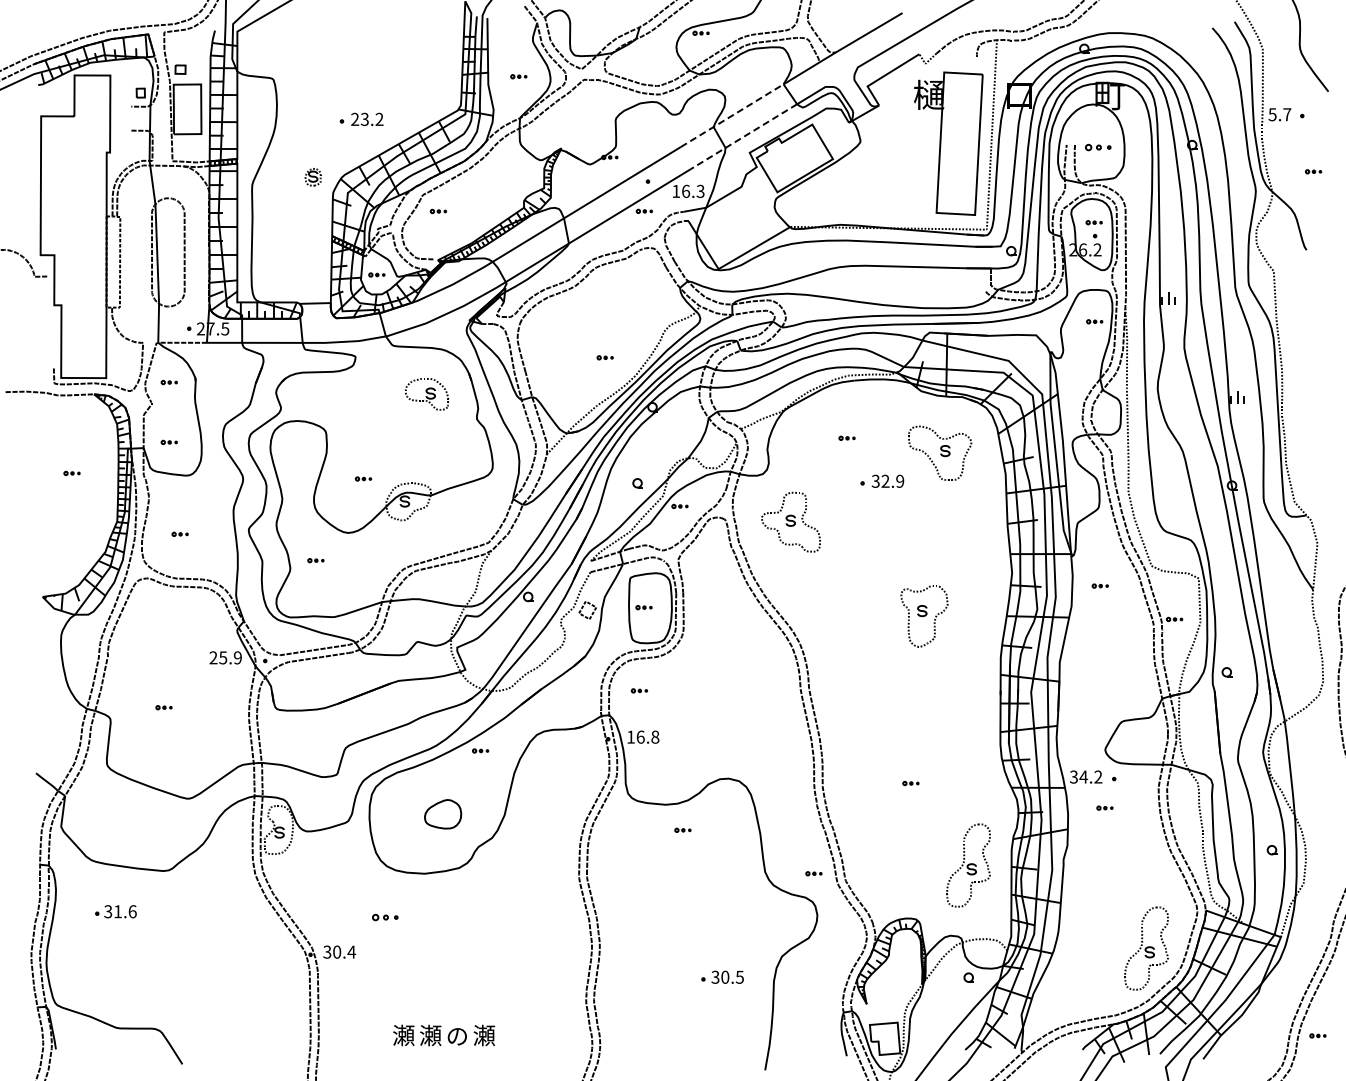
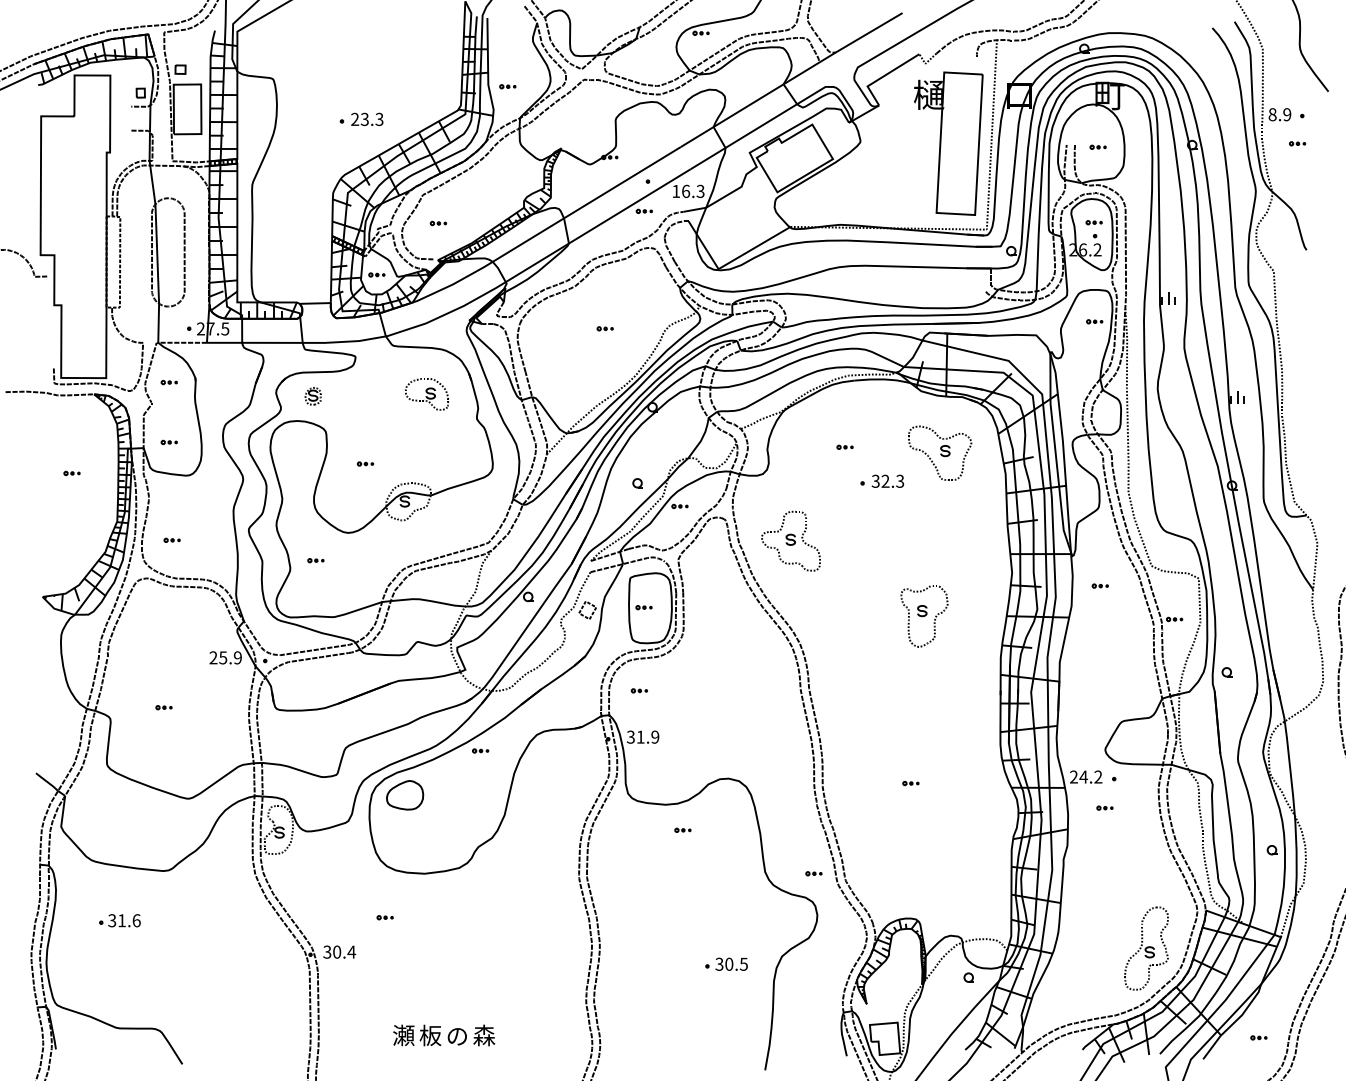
part position: (518, 76) -> (507, 86) (507, 86)
text: 5.7 -> 8.9 (1279, 114)
line: dashed -> solid (732, 115)
text: 23.2 -> 23.3 (379, 119)
line: dashed -> solid (743, 137)
part size: 27x9 px -> 18x6 px (1097, 146)
part position: (1313, 171) -> (1297, 143) (1297, 143)
part position: (312, 177) -> (312, 396) (312, 396)
part position: (437, 211) -> (437, 223) (437, 223)
part position: (604, 357) -> (604, 328) (604, 328)
part position: (846, 437) -> (844, 446) (844, 446)
part position: (363, 478) -> (365, 463) (365, 463)
text: 32.9 -> 32.3 (900, 481)
part position: (790, 521) -> (790, 540) (790, 540)
part position: (179, 533) -> (171, 539) (171, 539)
text: 16.8 -> 31.9 (642, 736)
text: 34.2 -> 24.2 (1073, 777)
part position: (443, 814) -> (405, 795) (405, 795)
part: present -> none (968, 865)
part position: (115, 911) -> (119, 920) (119, 920)
part size: 27x9 px -> 18x6 px (384, 917)
part position: (722, 976) -> (726, 963) (726, 963)
text: 瀬 -> 板 (430, 1035)
text: 瀬 -> 森 (484, 1035)
part position: (1317, 1035) -> (1258, 1037) (1258, 1037)
